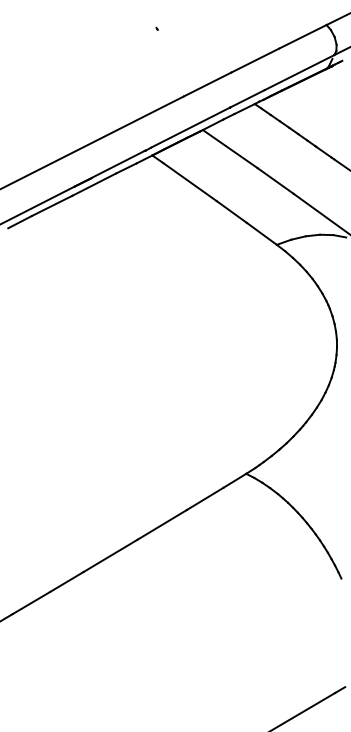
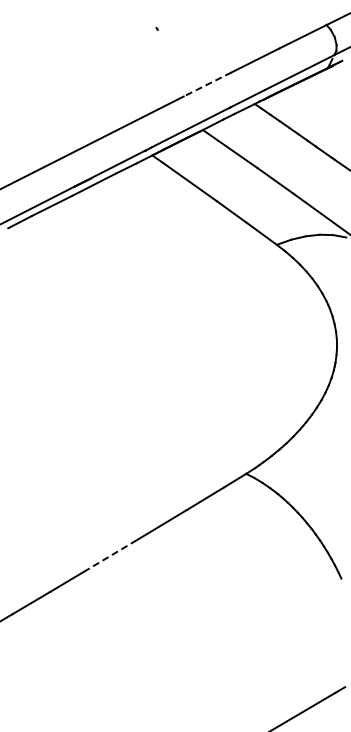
line: solid -> dashed (207, 84)
line: solid -> dashed (111, 555)
